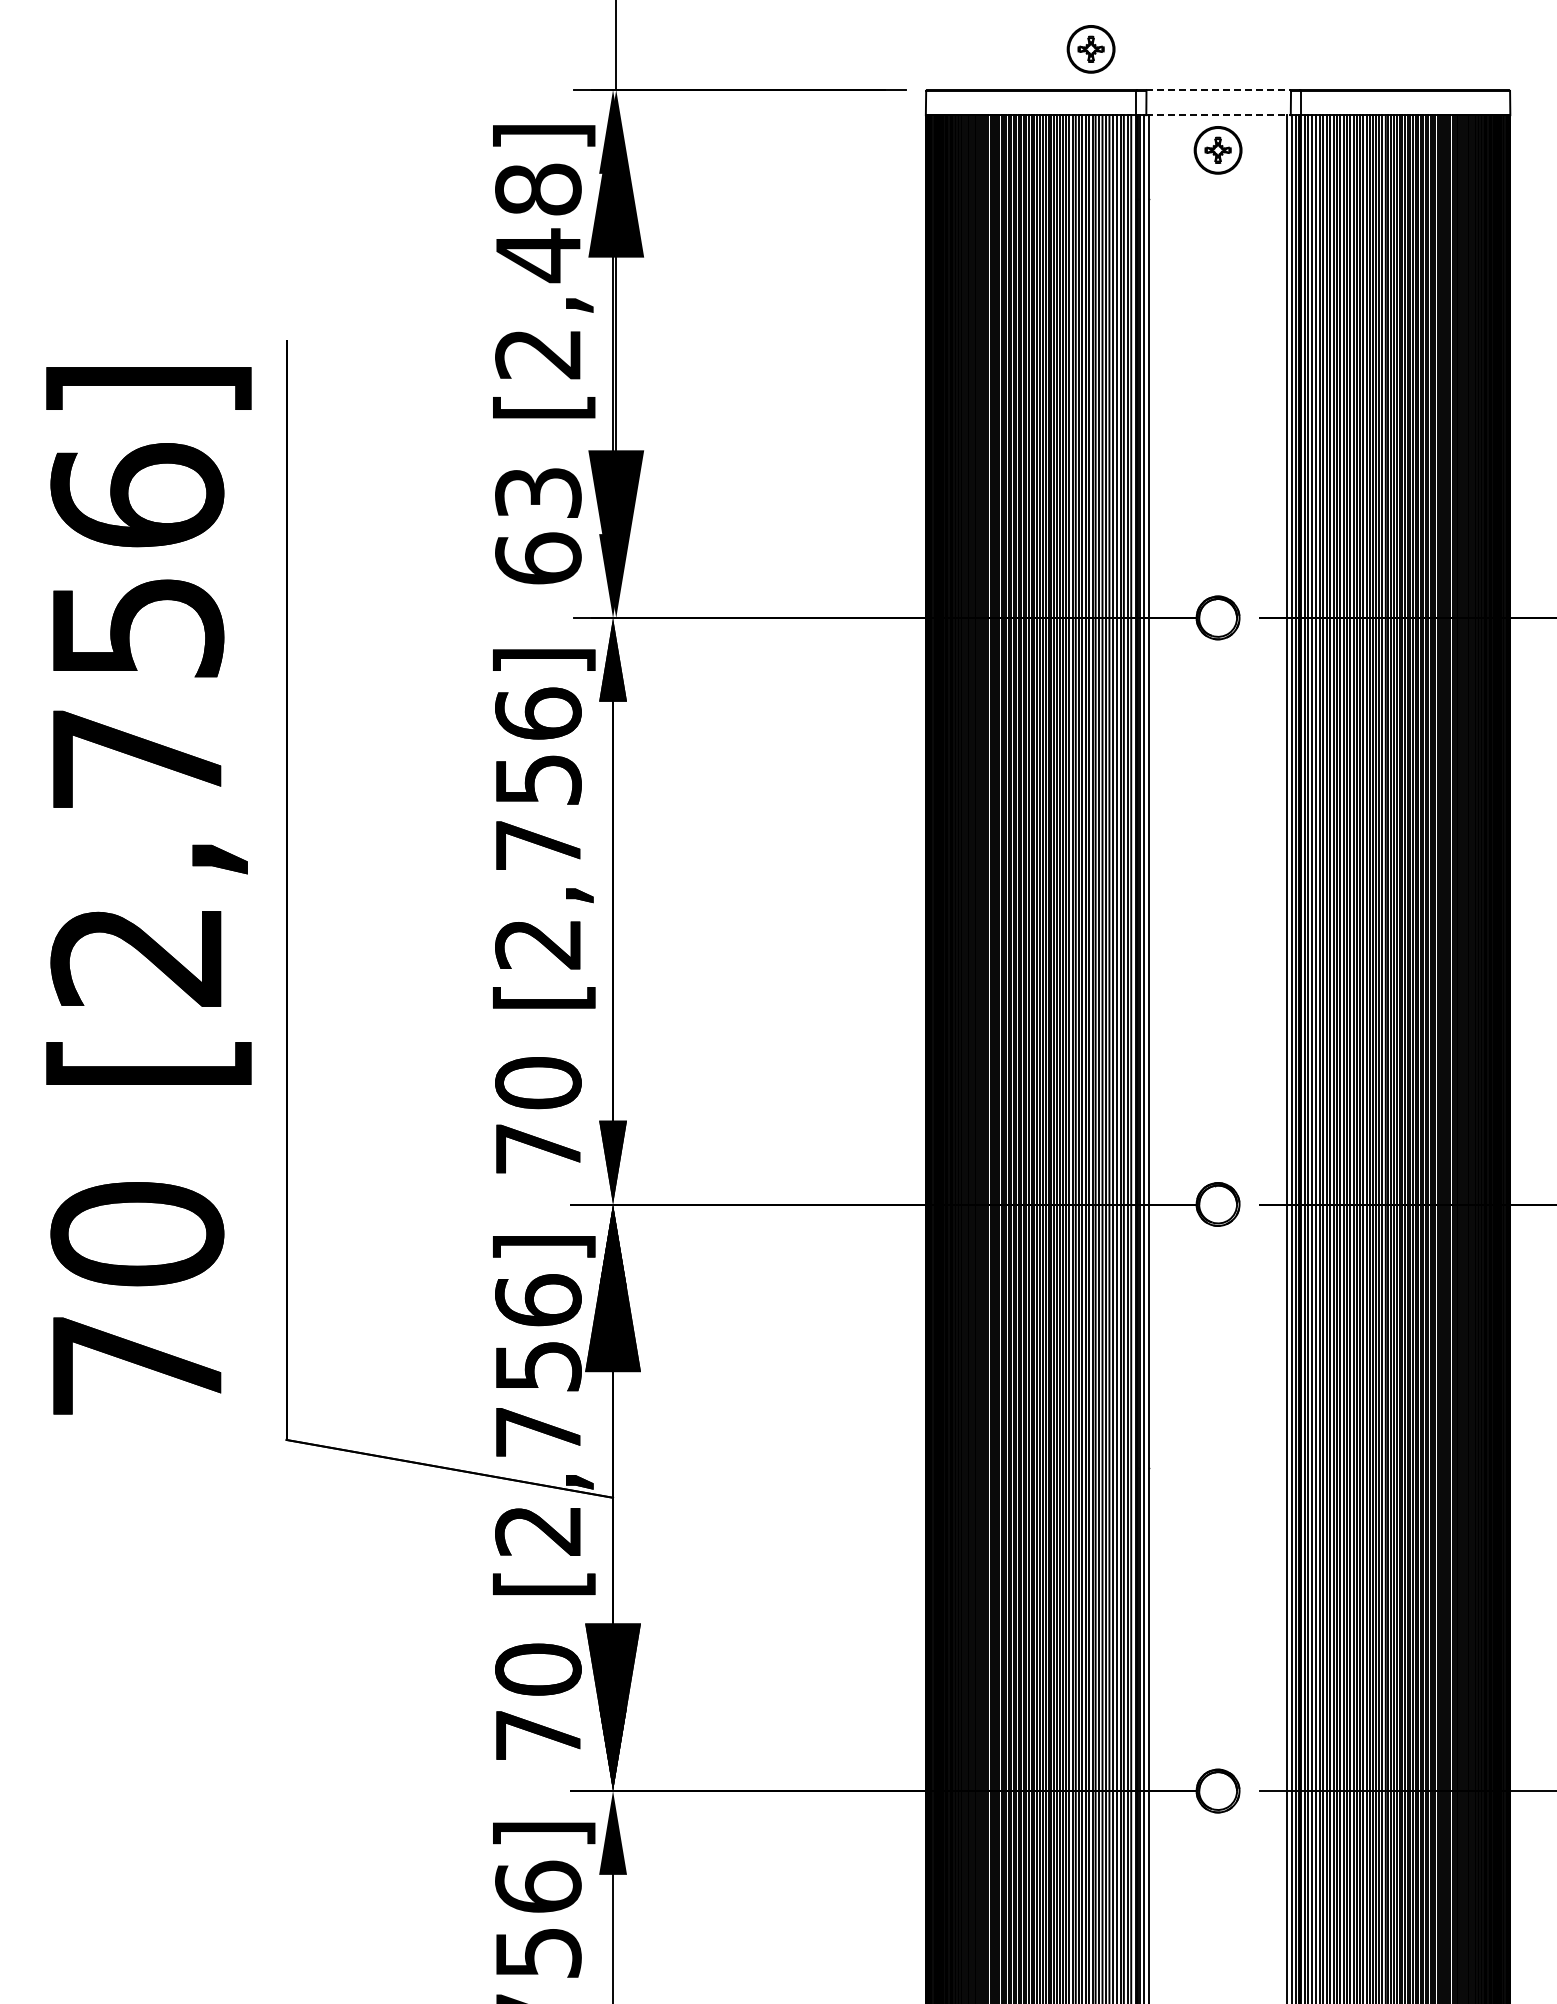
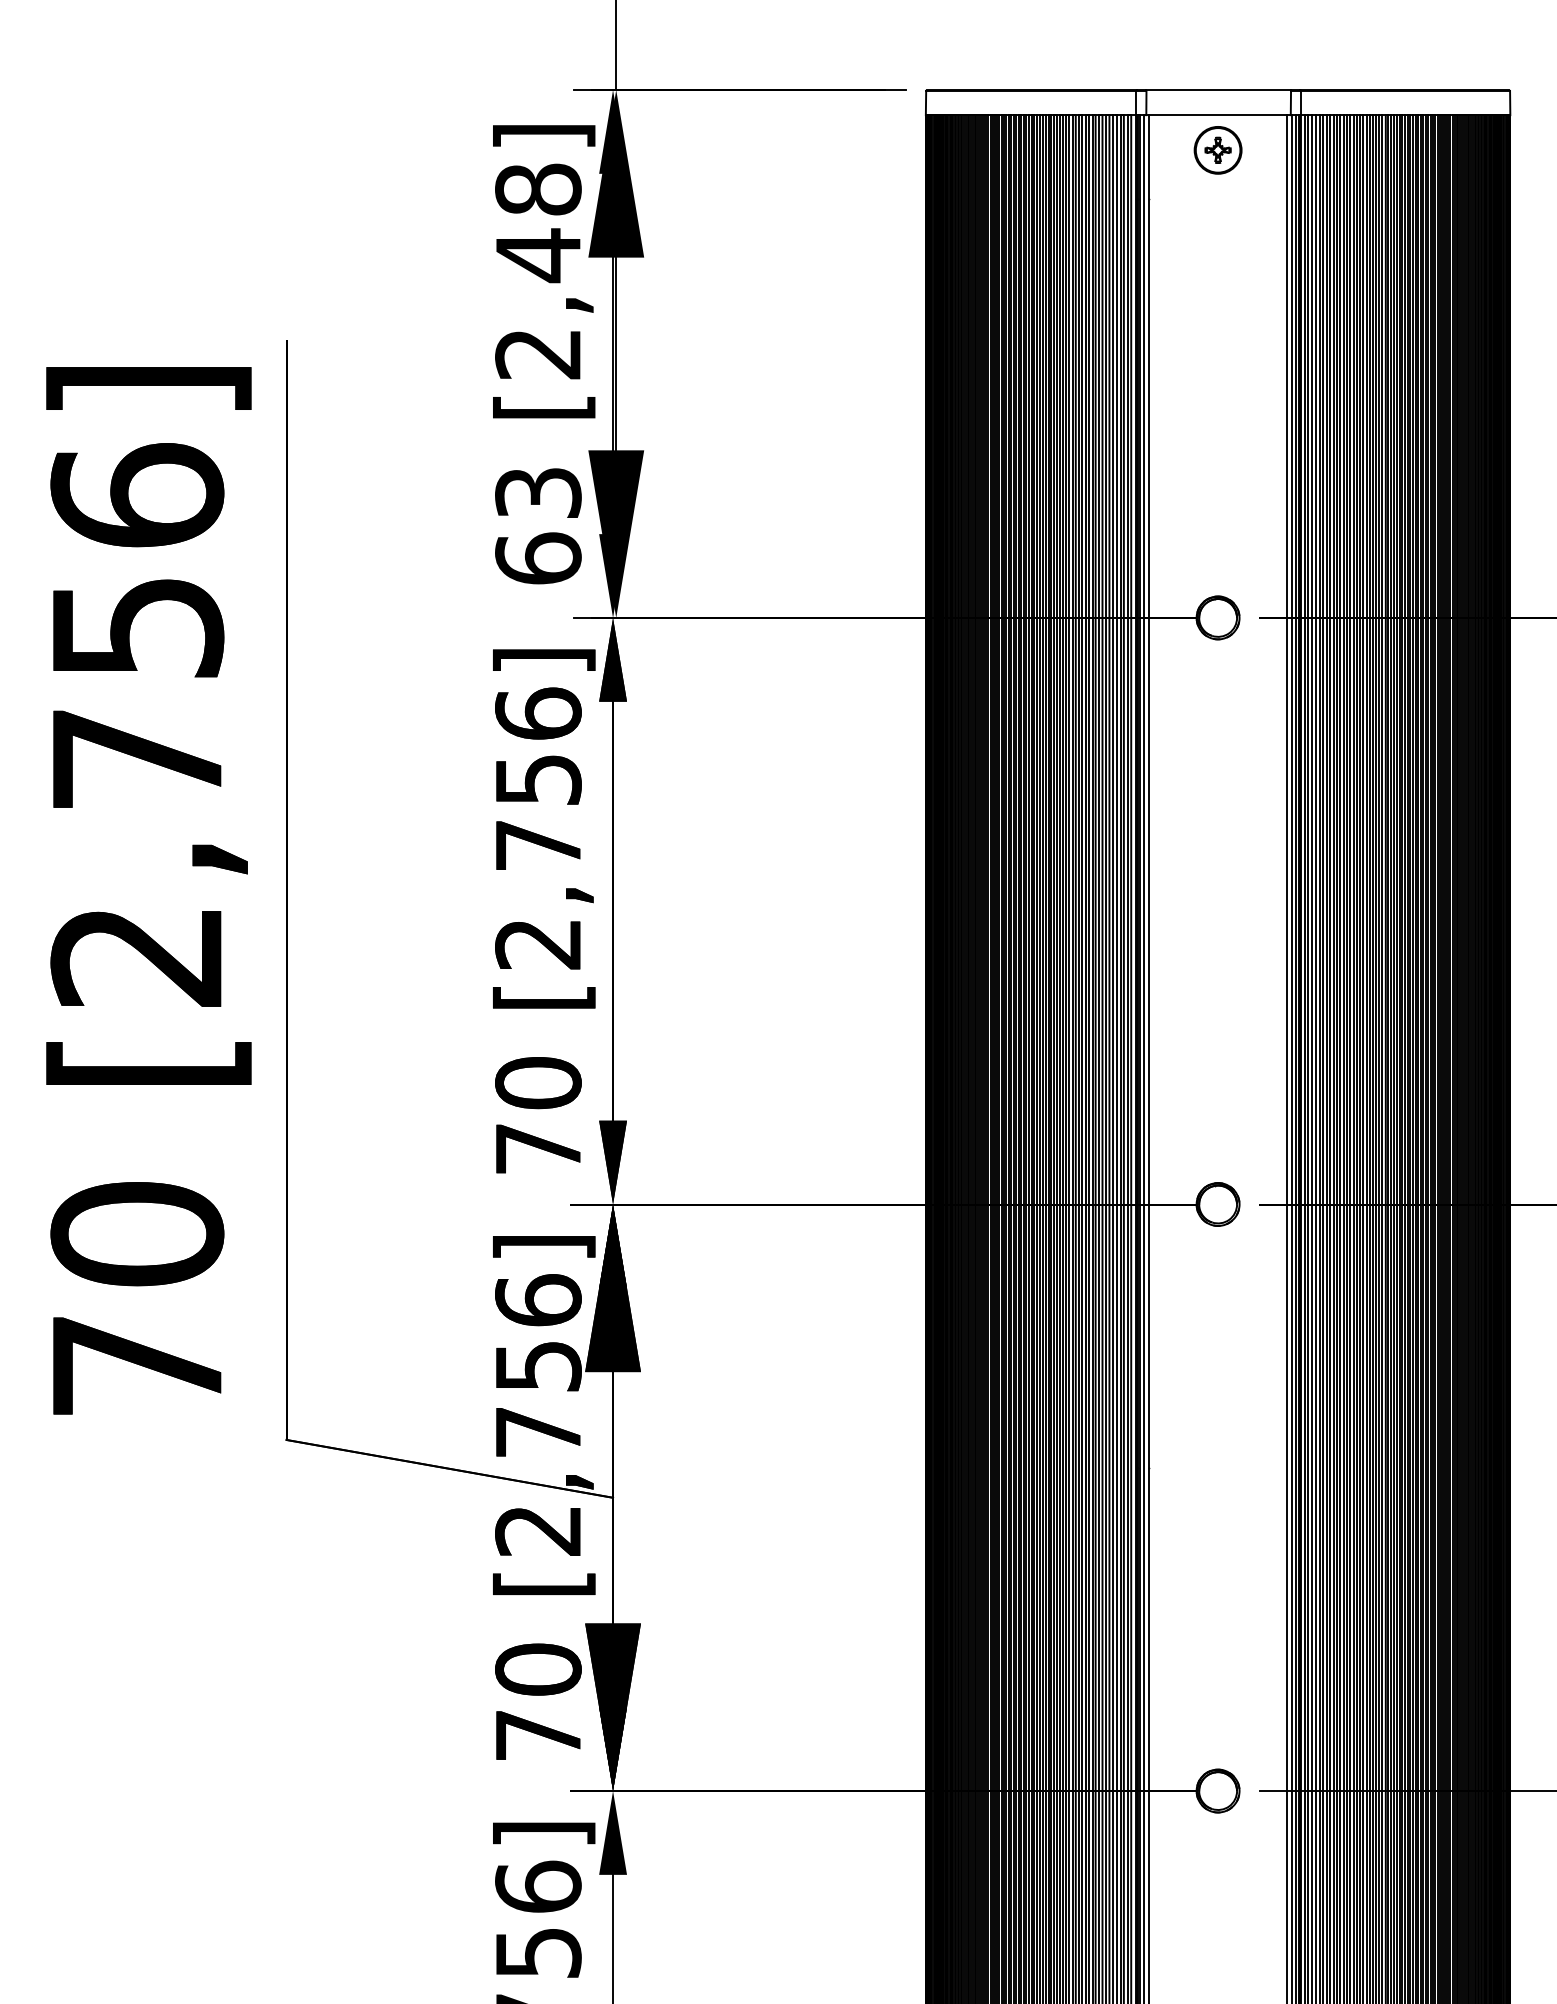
part: present -> none (1090, 49)
line: dashed -> solid (1219, 90)
line: dashed -> solid (1219, 115)
